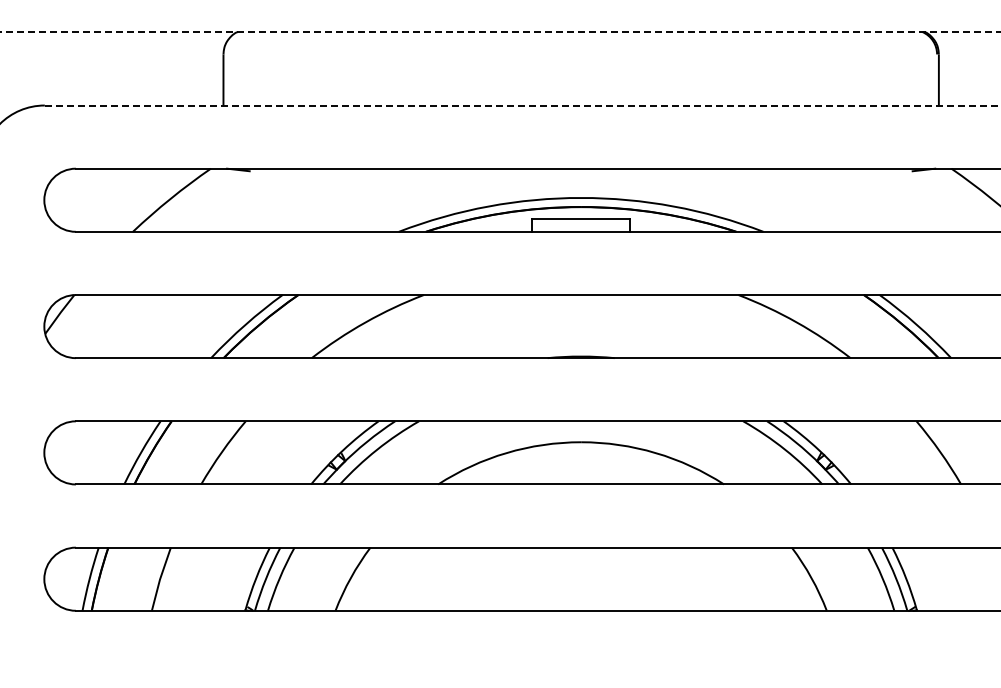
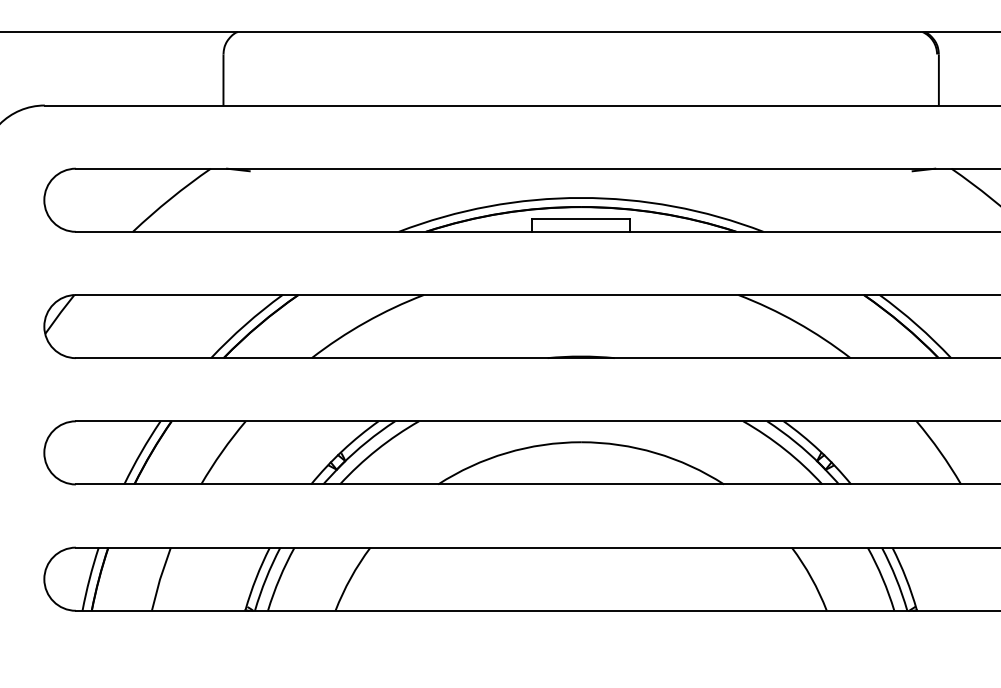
line: dashed -> solid (500, 32)
line: dashed -> solid (522, 105)
